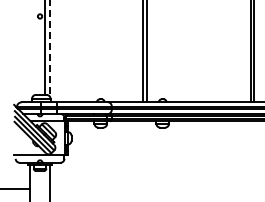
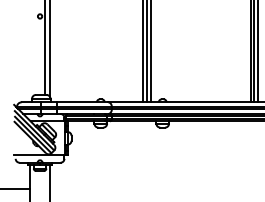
line: dashed -> solid (49, 48)
line: none -> present (151, 52)
line: none -> present (258, 52)
